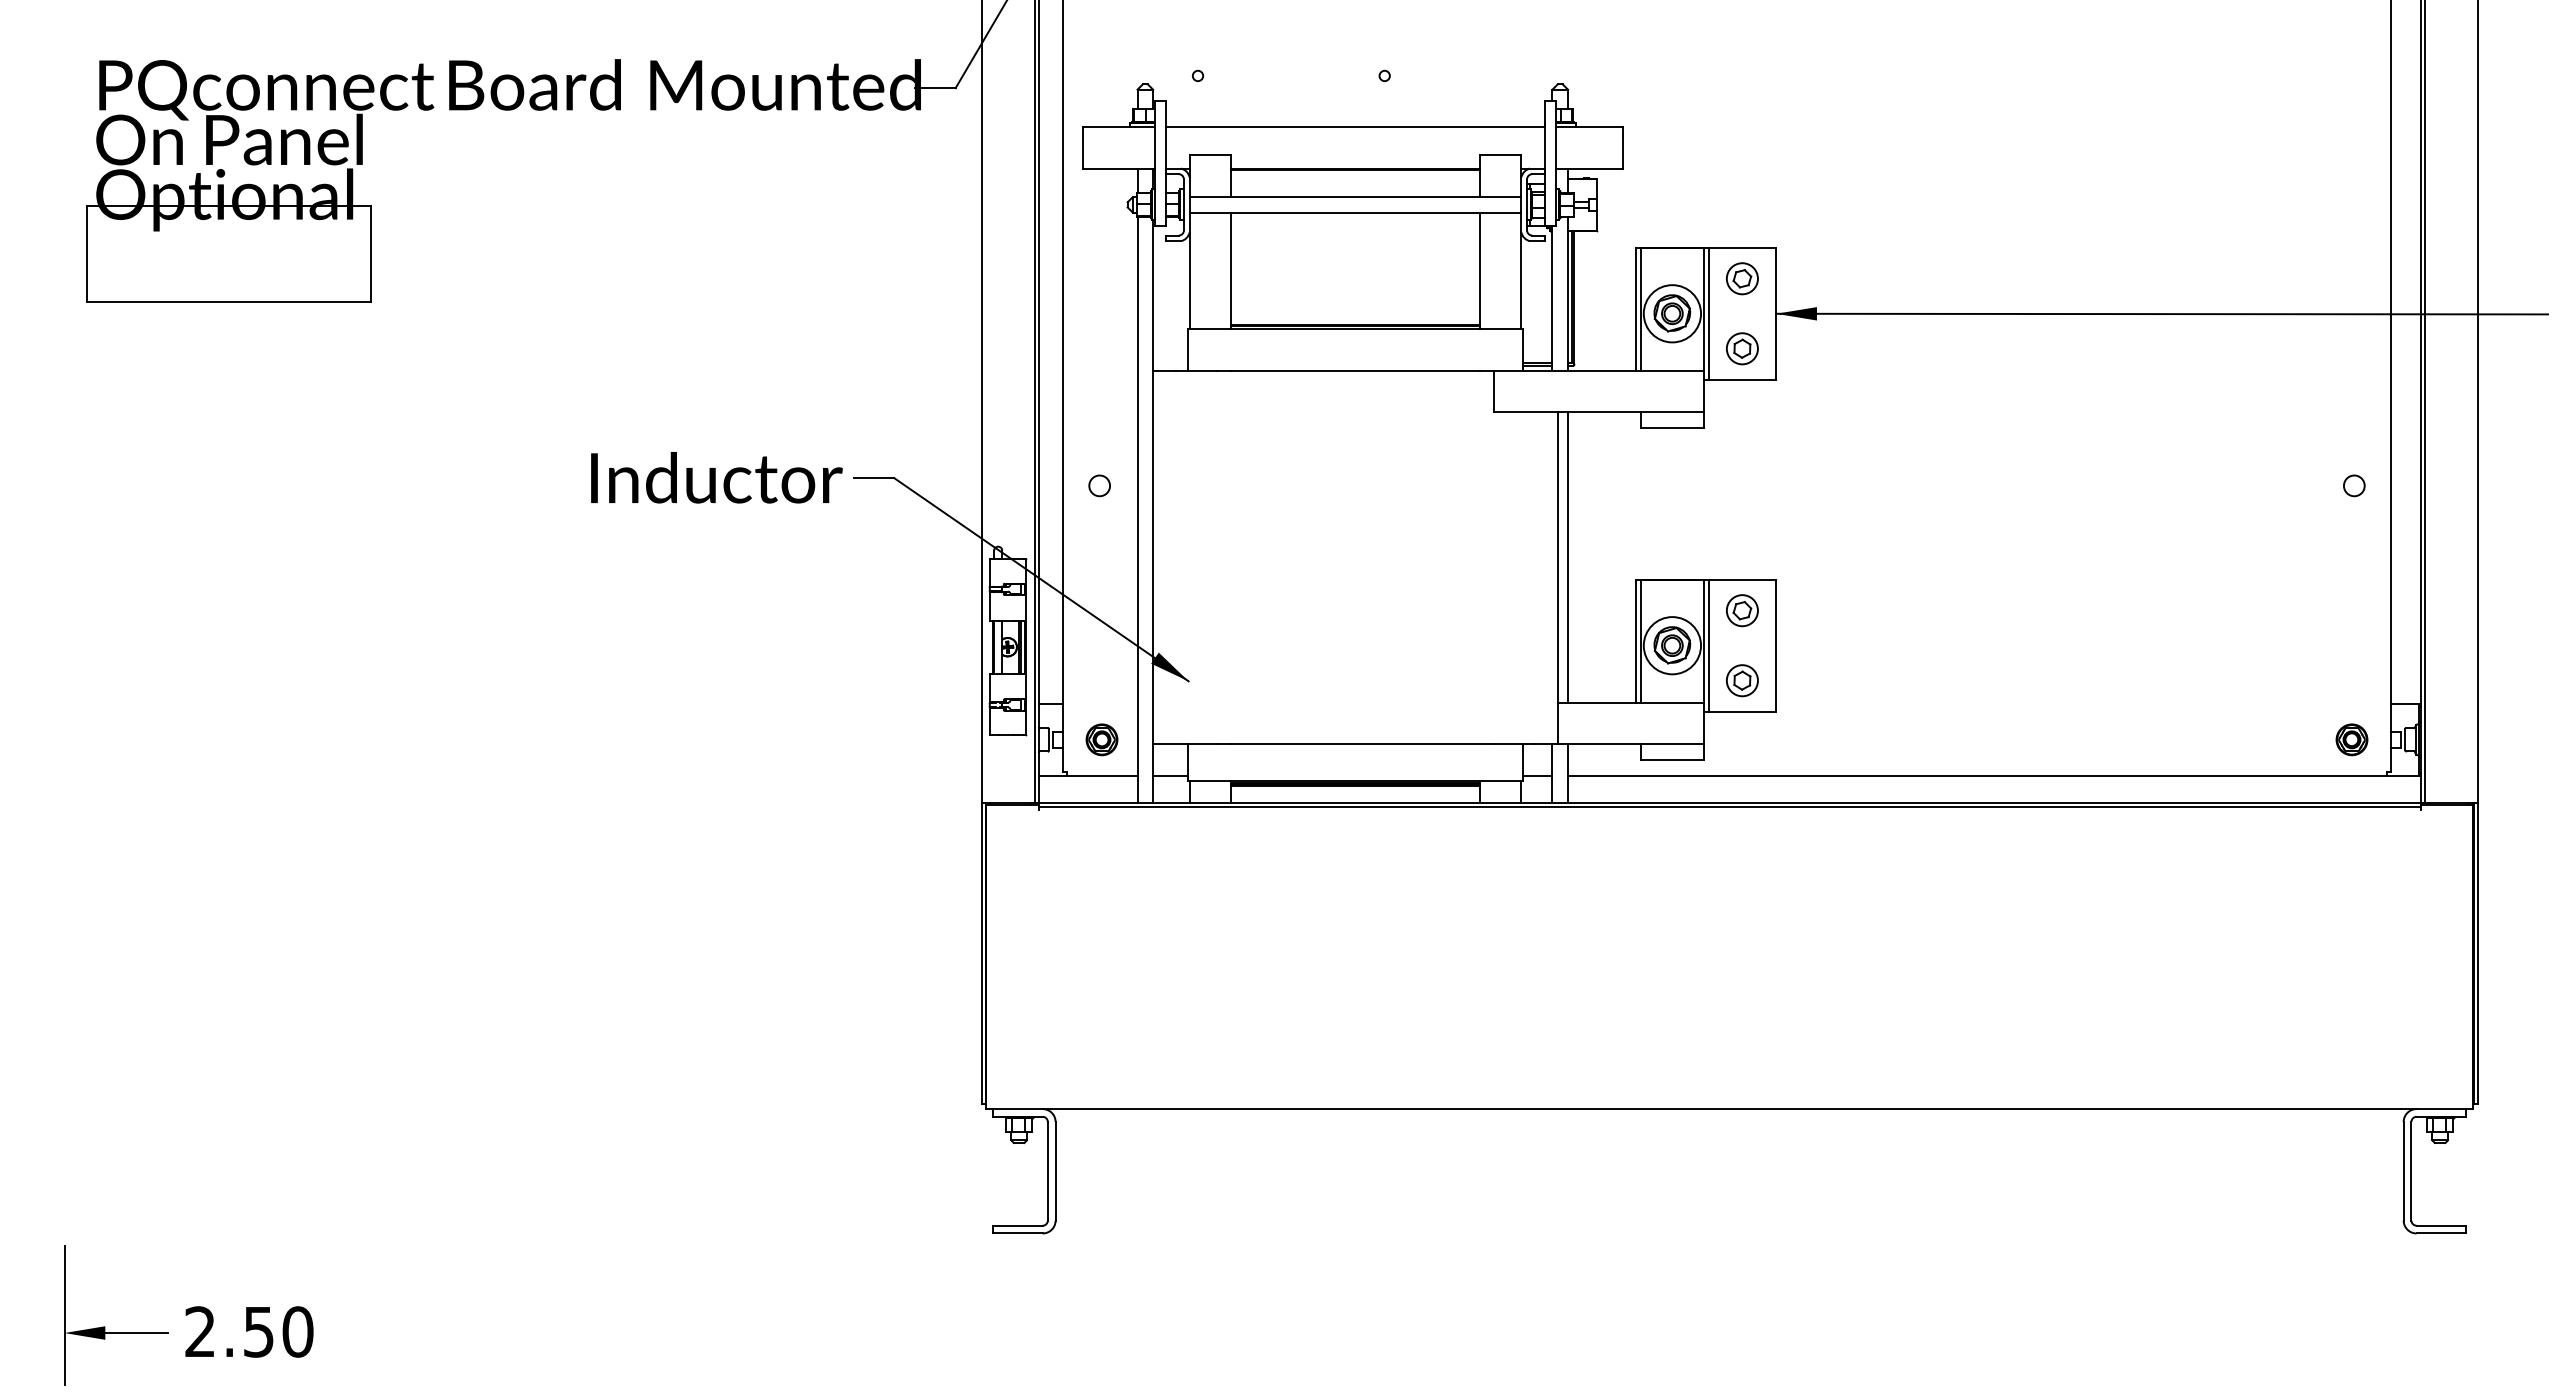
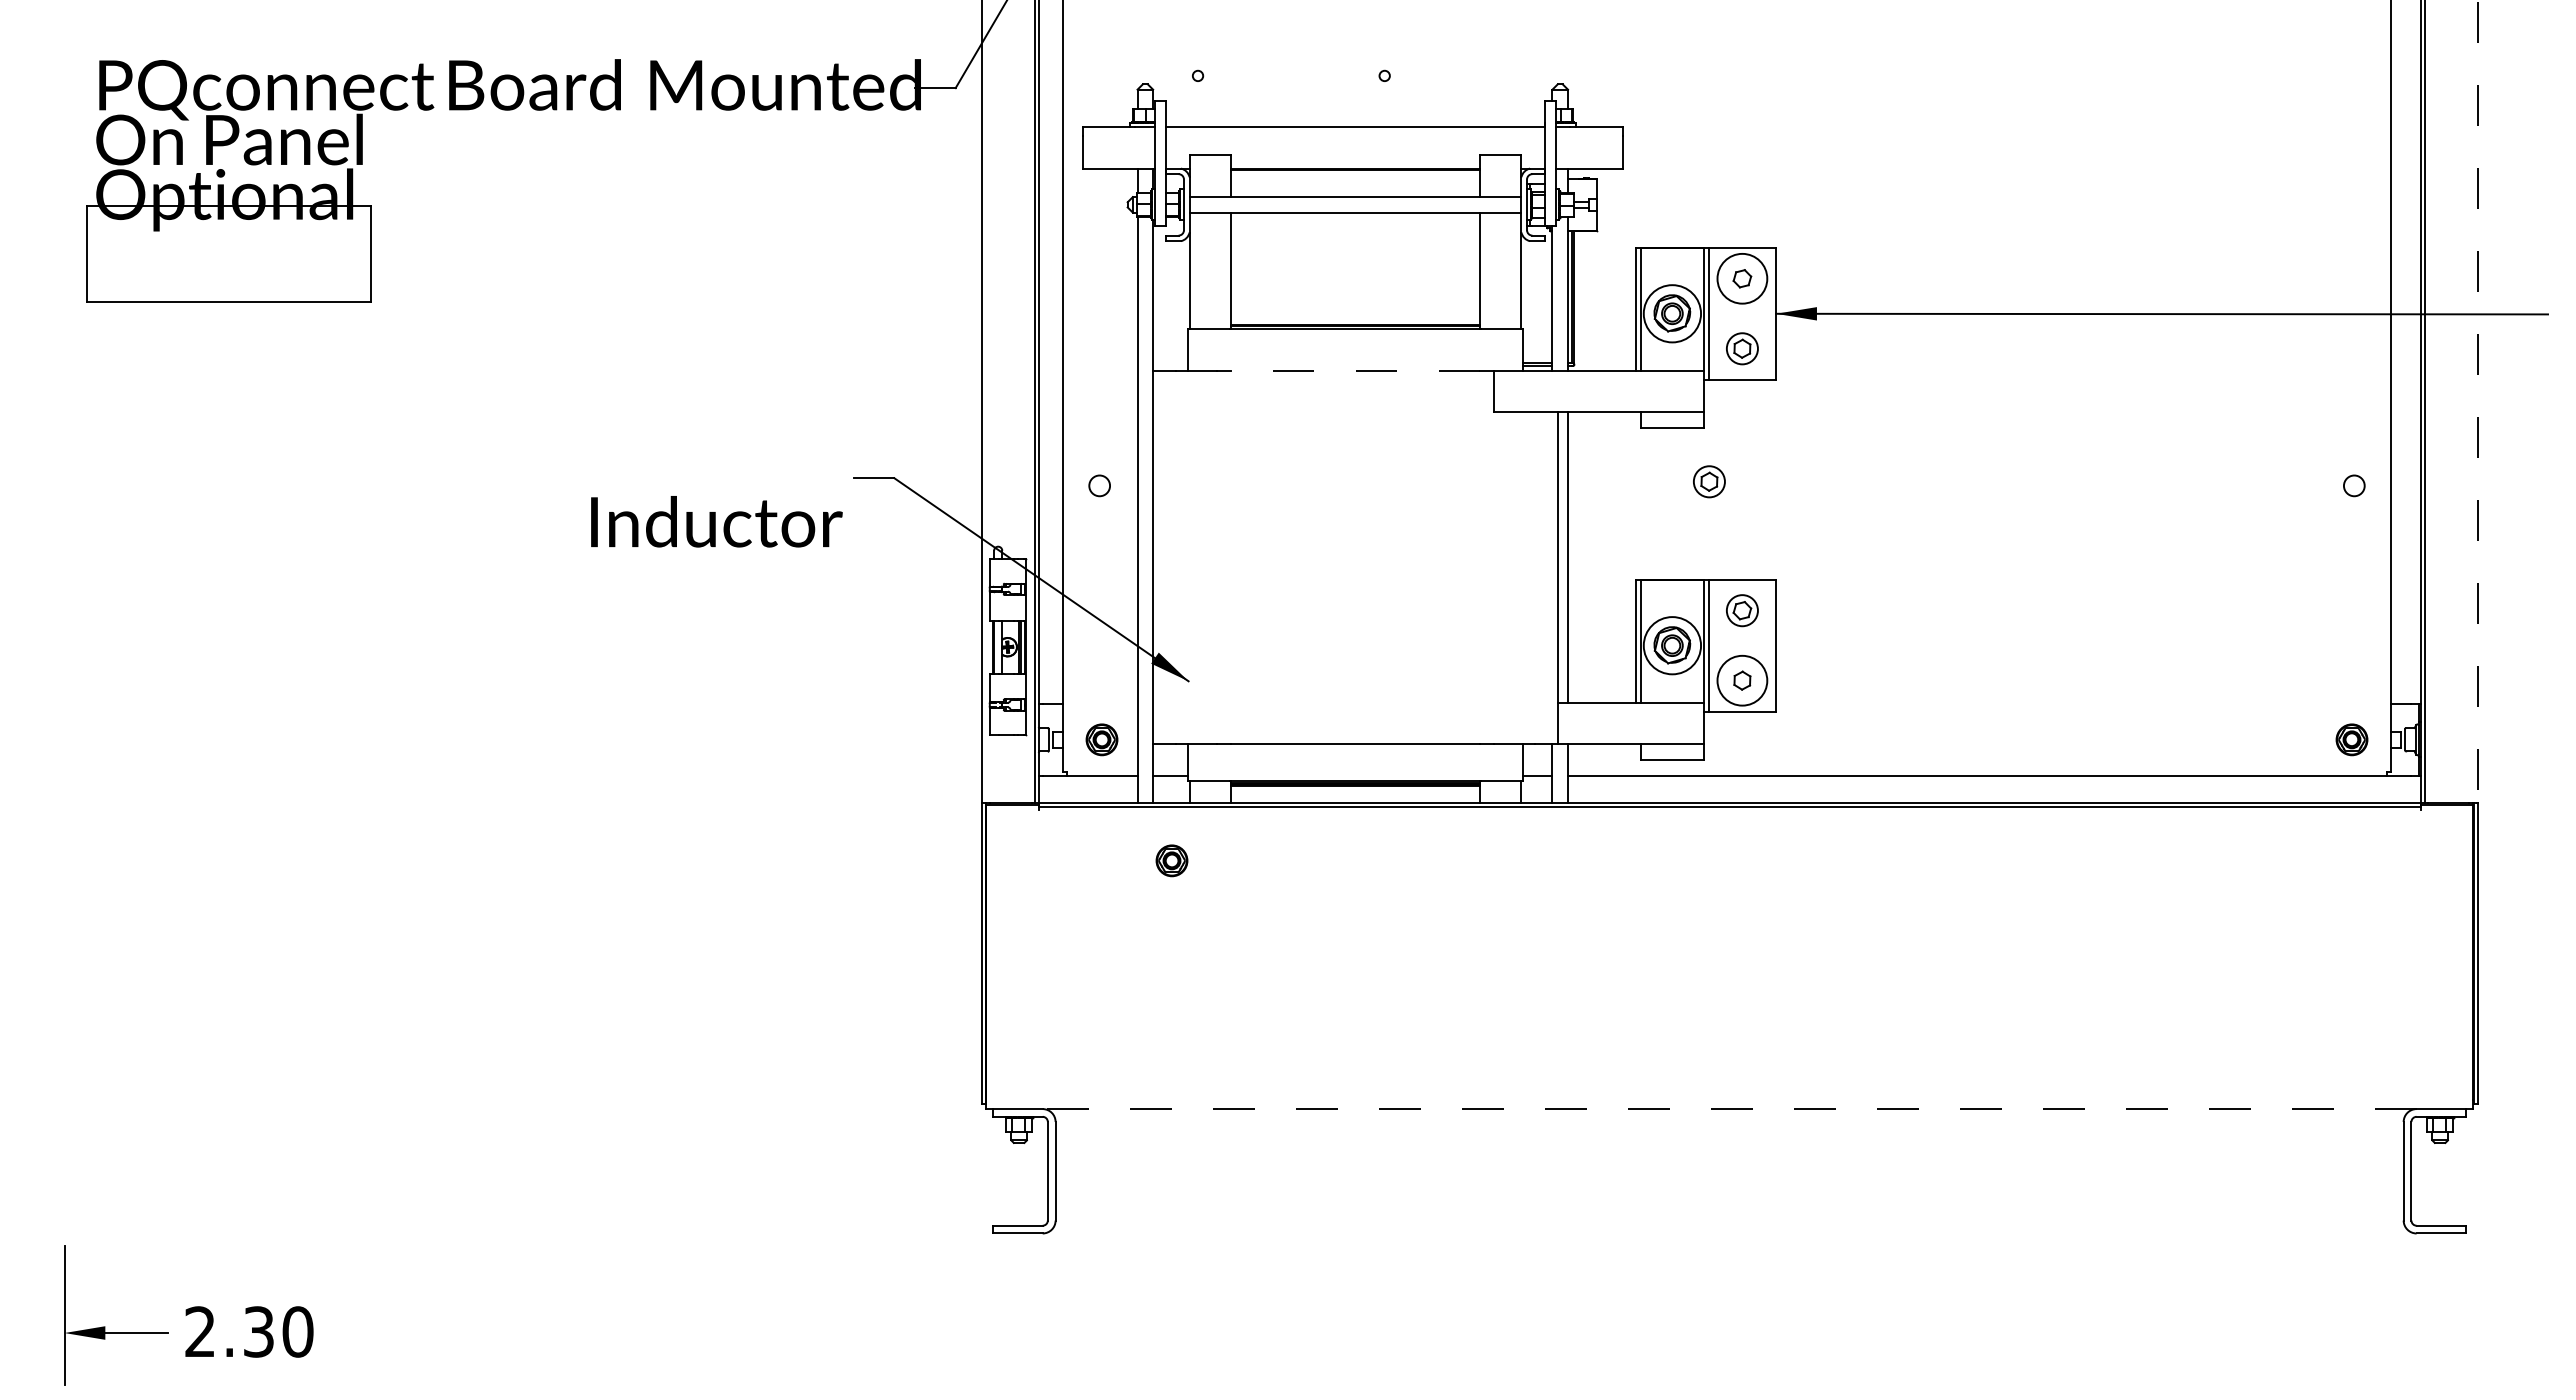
circle diameter: 31 px -> 50 px (1742, 278)
line: solid -> dashed (1355, 370)
line: solid -> dashed (2477, 402)
text position: (716, 477) -> (716, 521) (716, 521)
part: none -> present (1709, 481)
circle diameter: 31 px -> 50 px (1742, 680)
part: none -> present (1171, 860)
line: solid -> dashed (1729, 1109)
text: 2.50 -> 2.30 (258, 1331)
